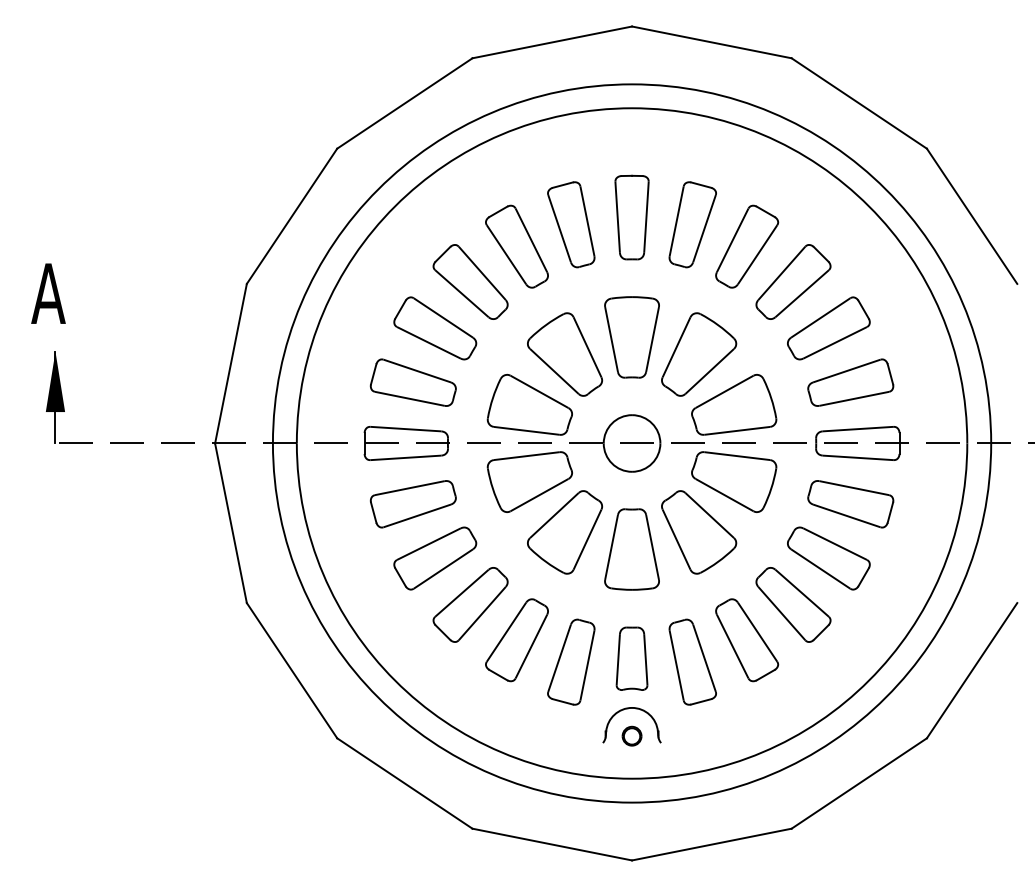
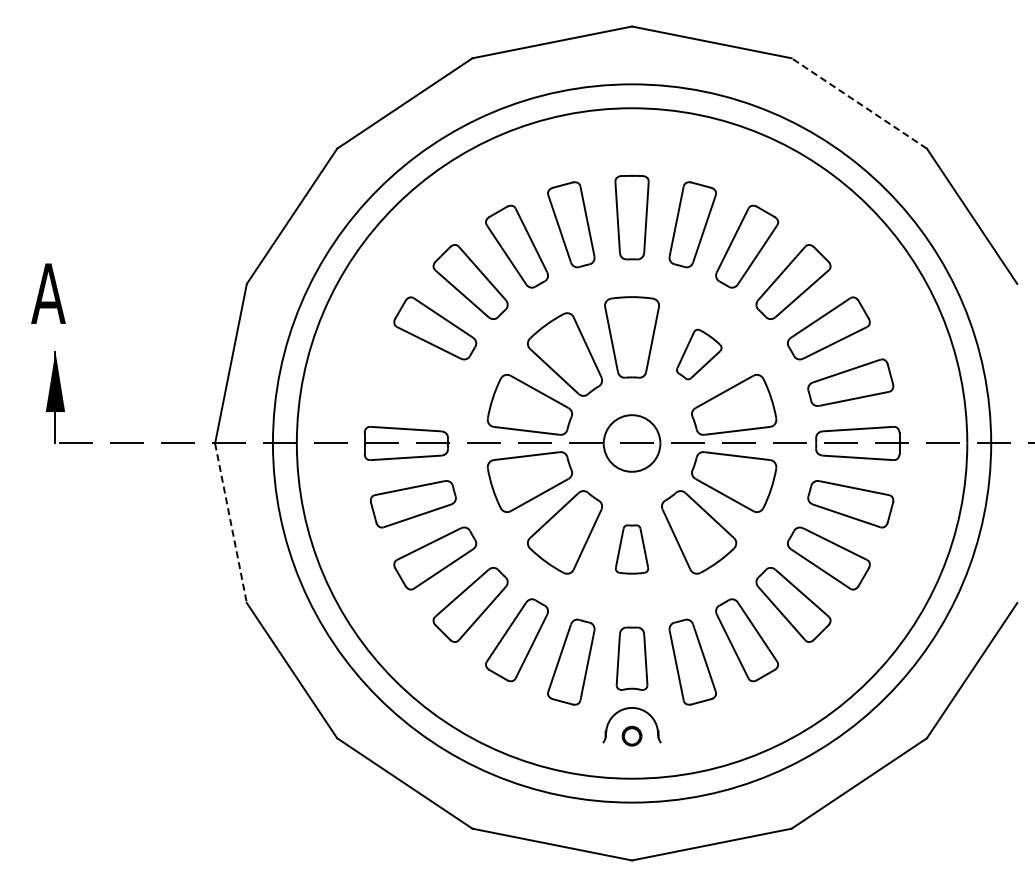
line: solid -> dashed (858, 103)
part size: 77x85 px -> 47x53 px (699, 354)
part: present -> none (412, 382)
line: solid -> dashed (231, 523)
part size: 56x83 px -> 35x51 px (632, 549)
